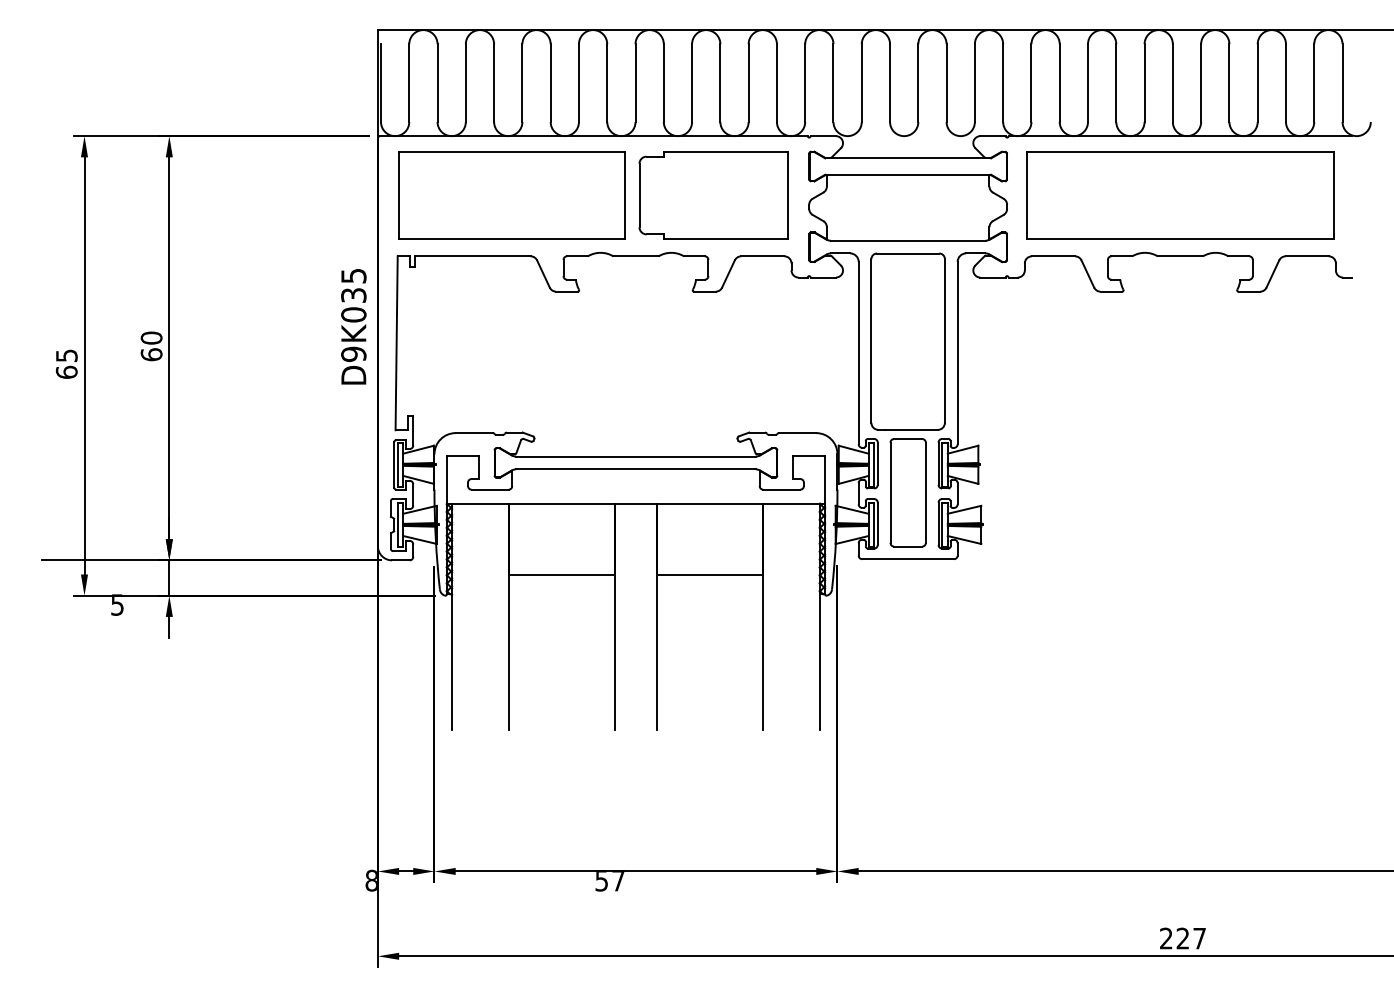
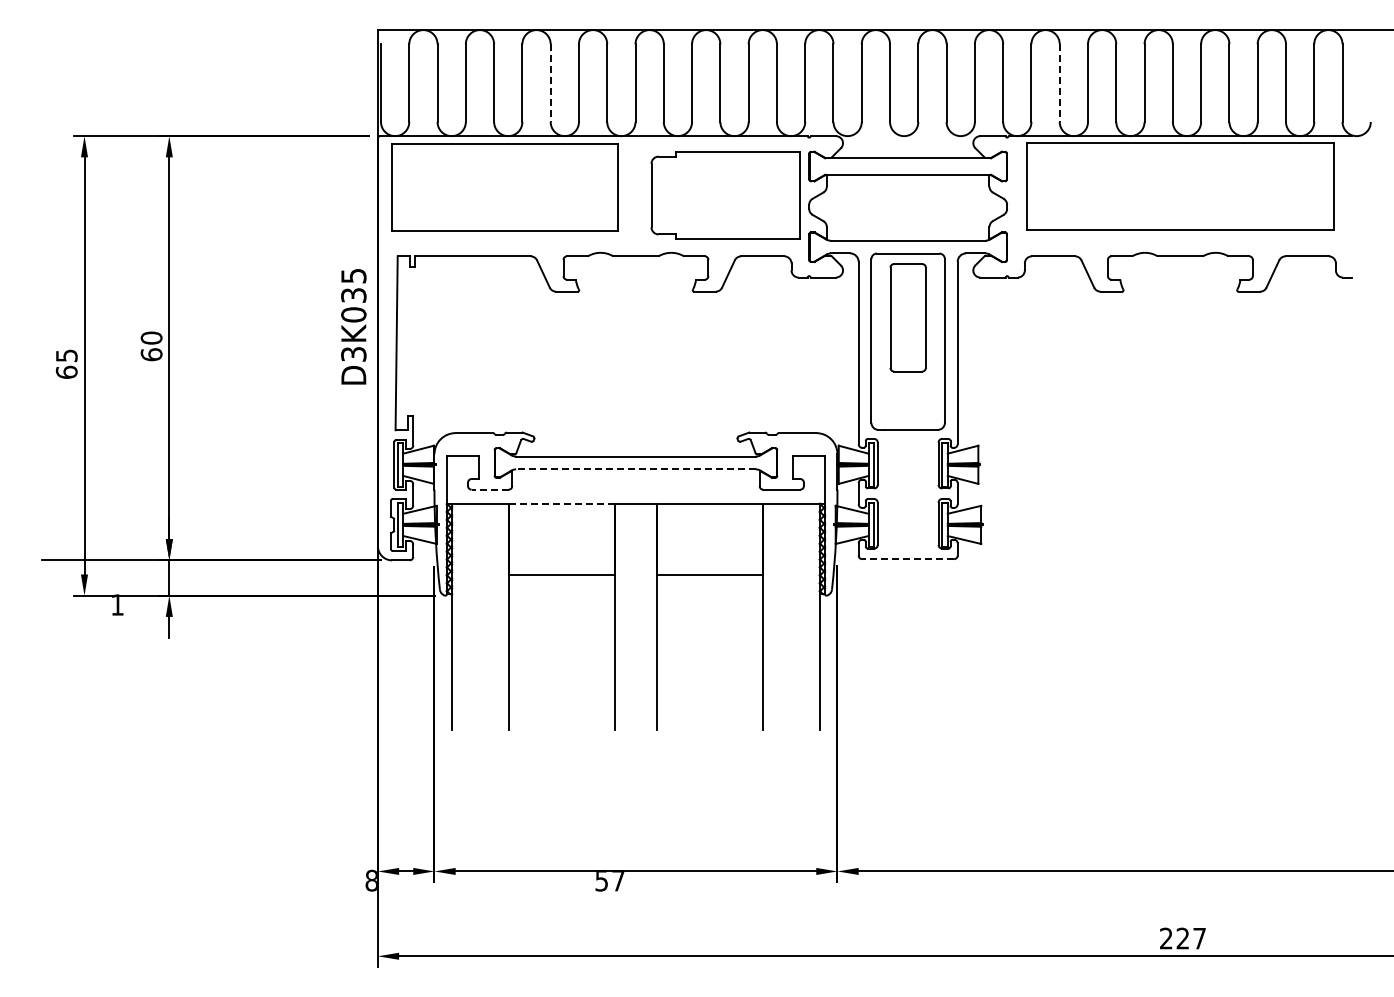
line: solid -> dashed (550, 83)
line: solid -> dashed (1059, 83)
part position: (511, 195) -> (504, 187) (504, 187)
part position: (713, 195) -> (725, 195) (725, 195)
part position: (1180, 195) -> (1180, 186) (1180, 186)
text: D9K035 -> D3K035 (353, 354)
line: solid -> dashed (635, 469)
line: solid -> dashed (490, 489)
part position: (907, 492) -> (907, 317) (907, 317)
line: solid -> dashed (561, 503)
line: solid -> dashed (908, 559)
text: 5 -> 1 (117, 604)
